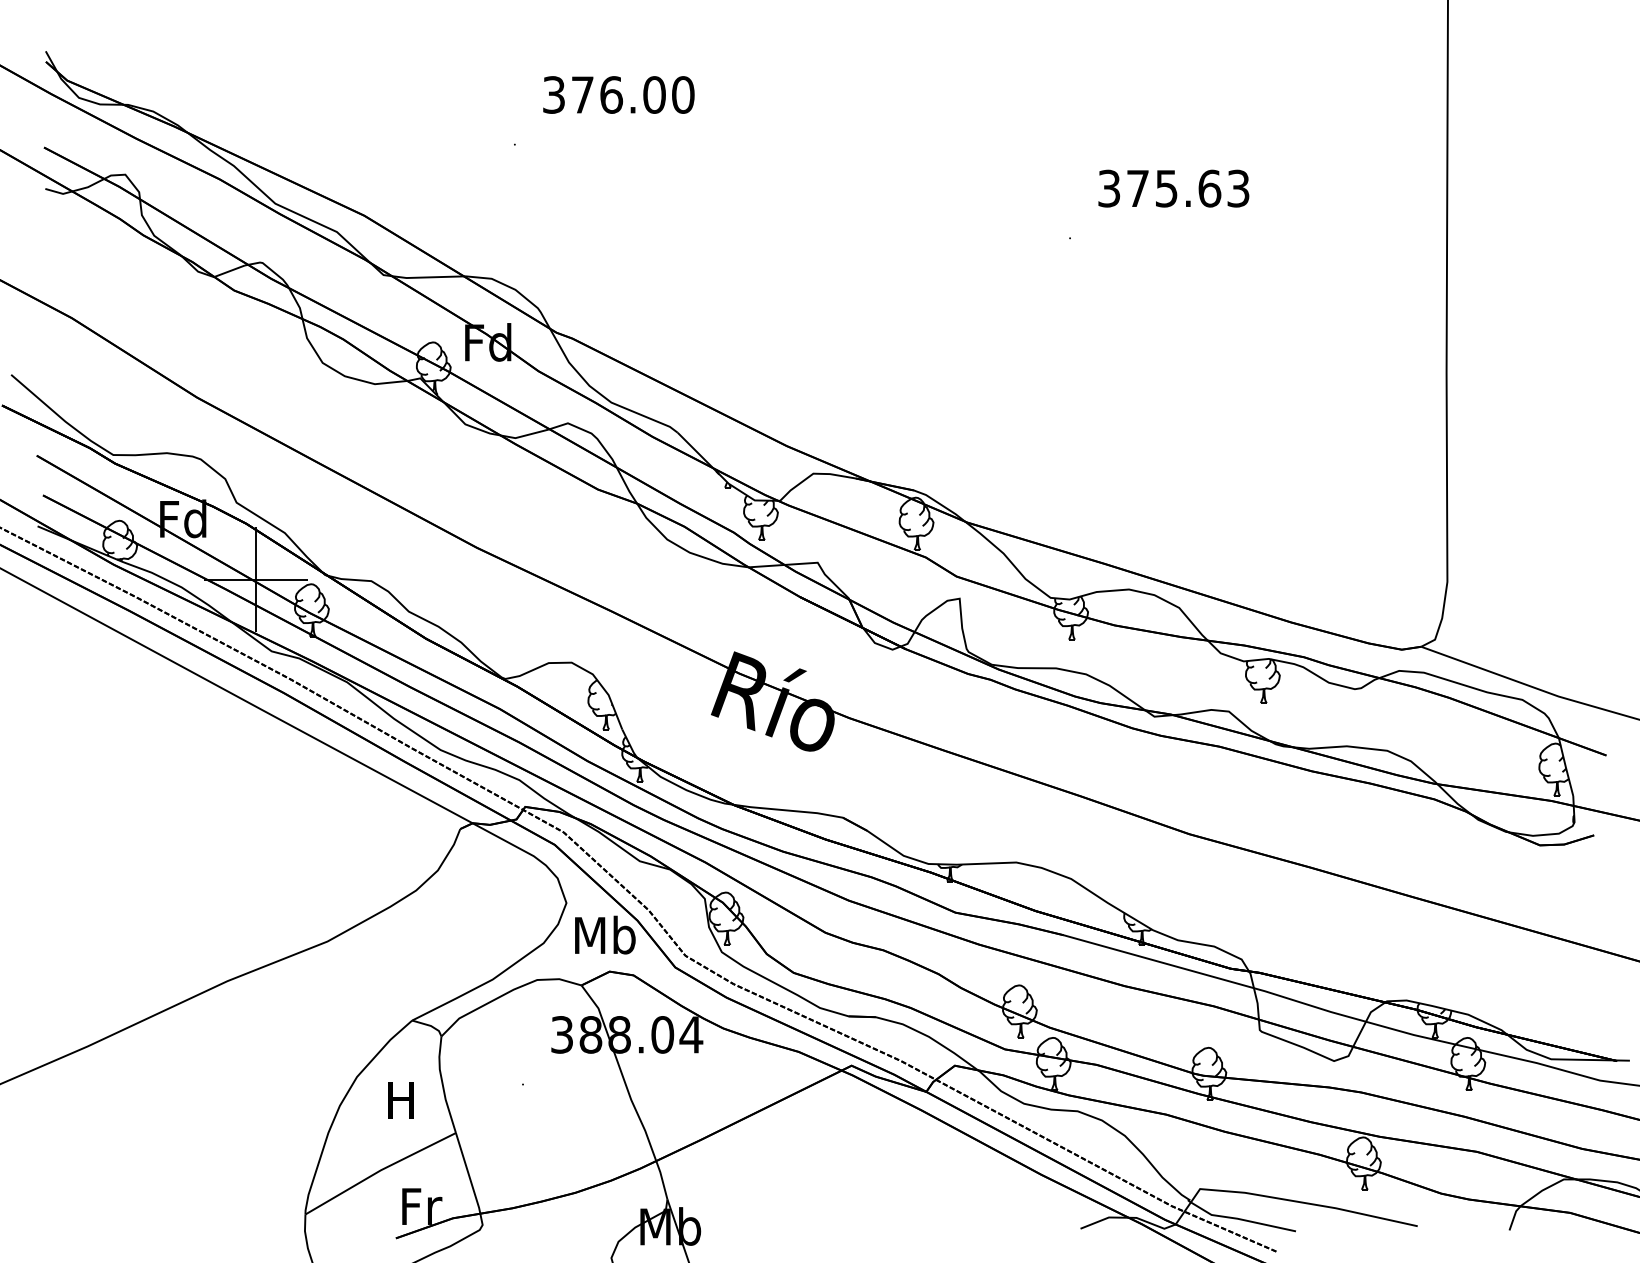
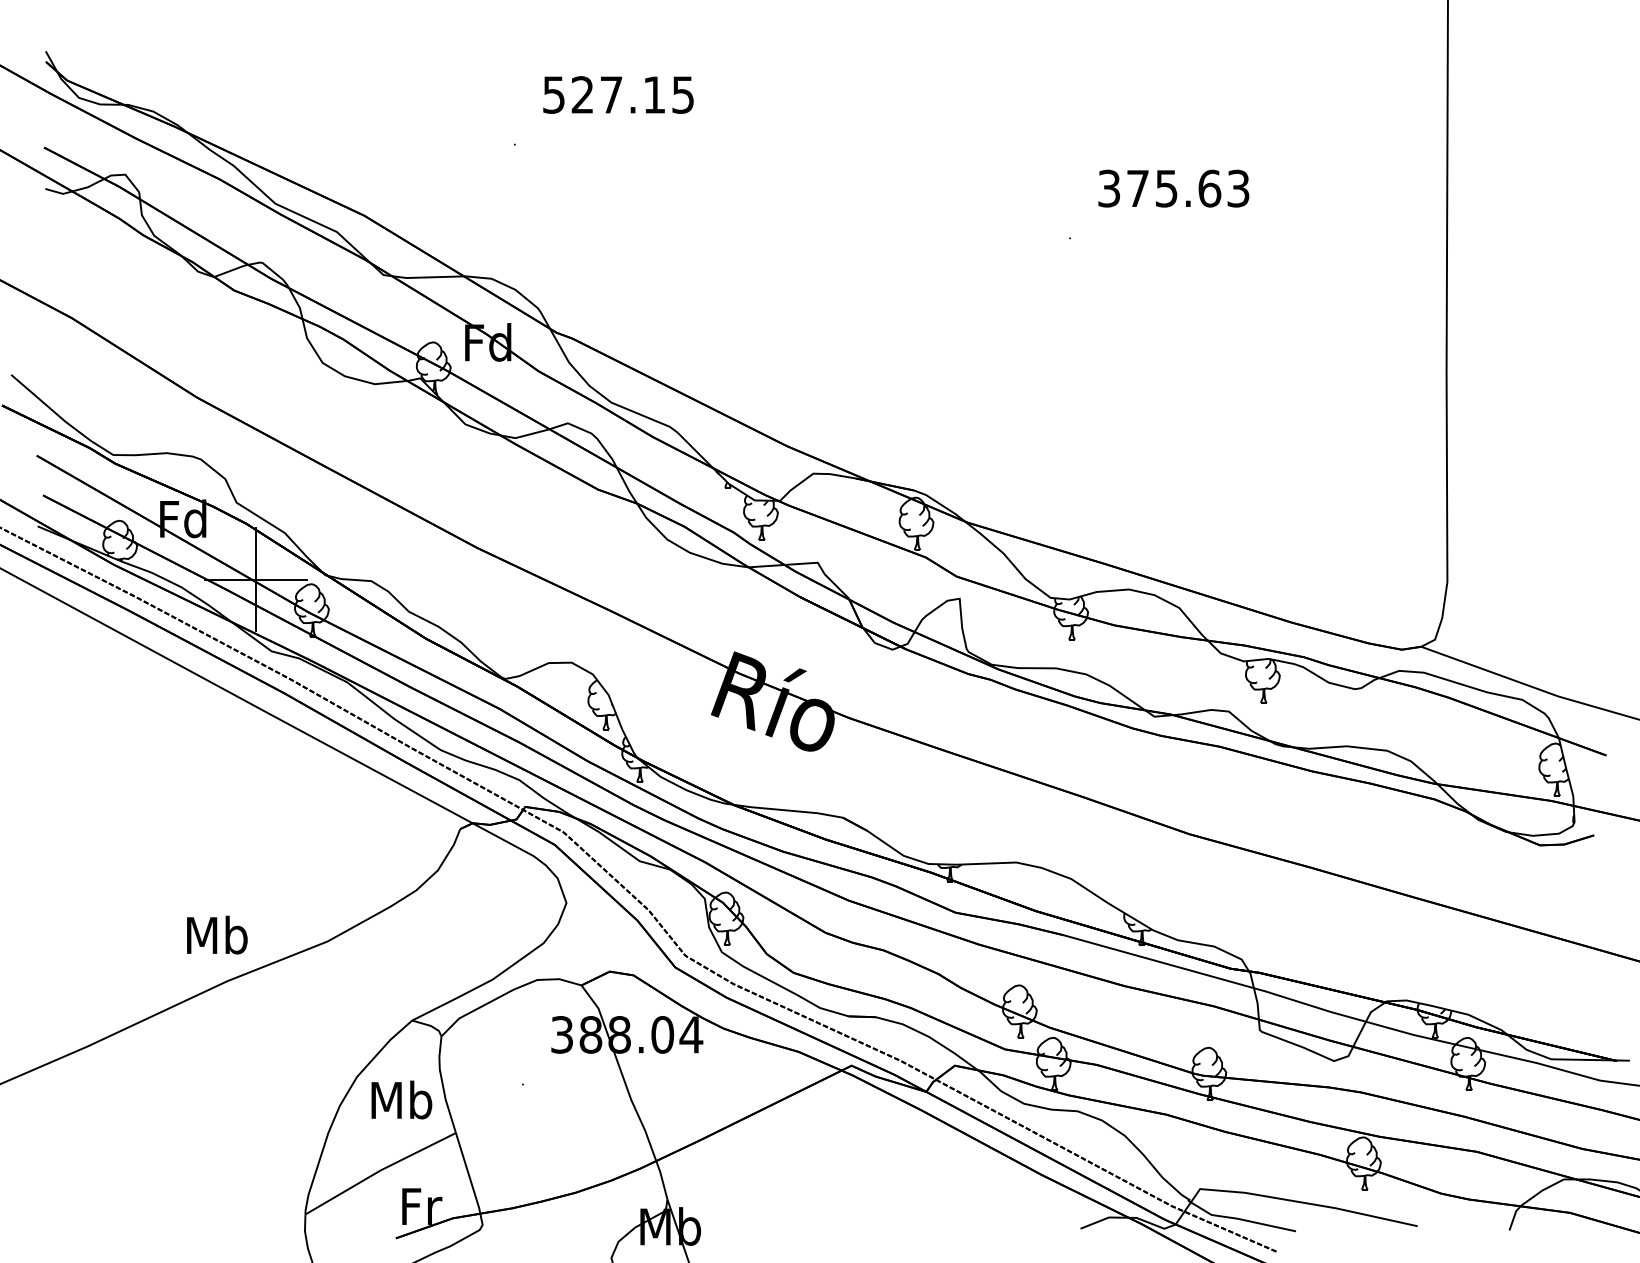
text: 376.00 -> 527.15 (618, 94)
text position: (605, 934) -> (217, 934) (217, 934)
text: H -> Mb (401, 1099)
